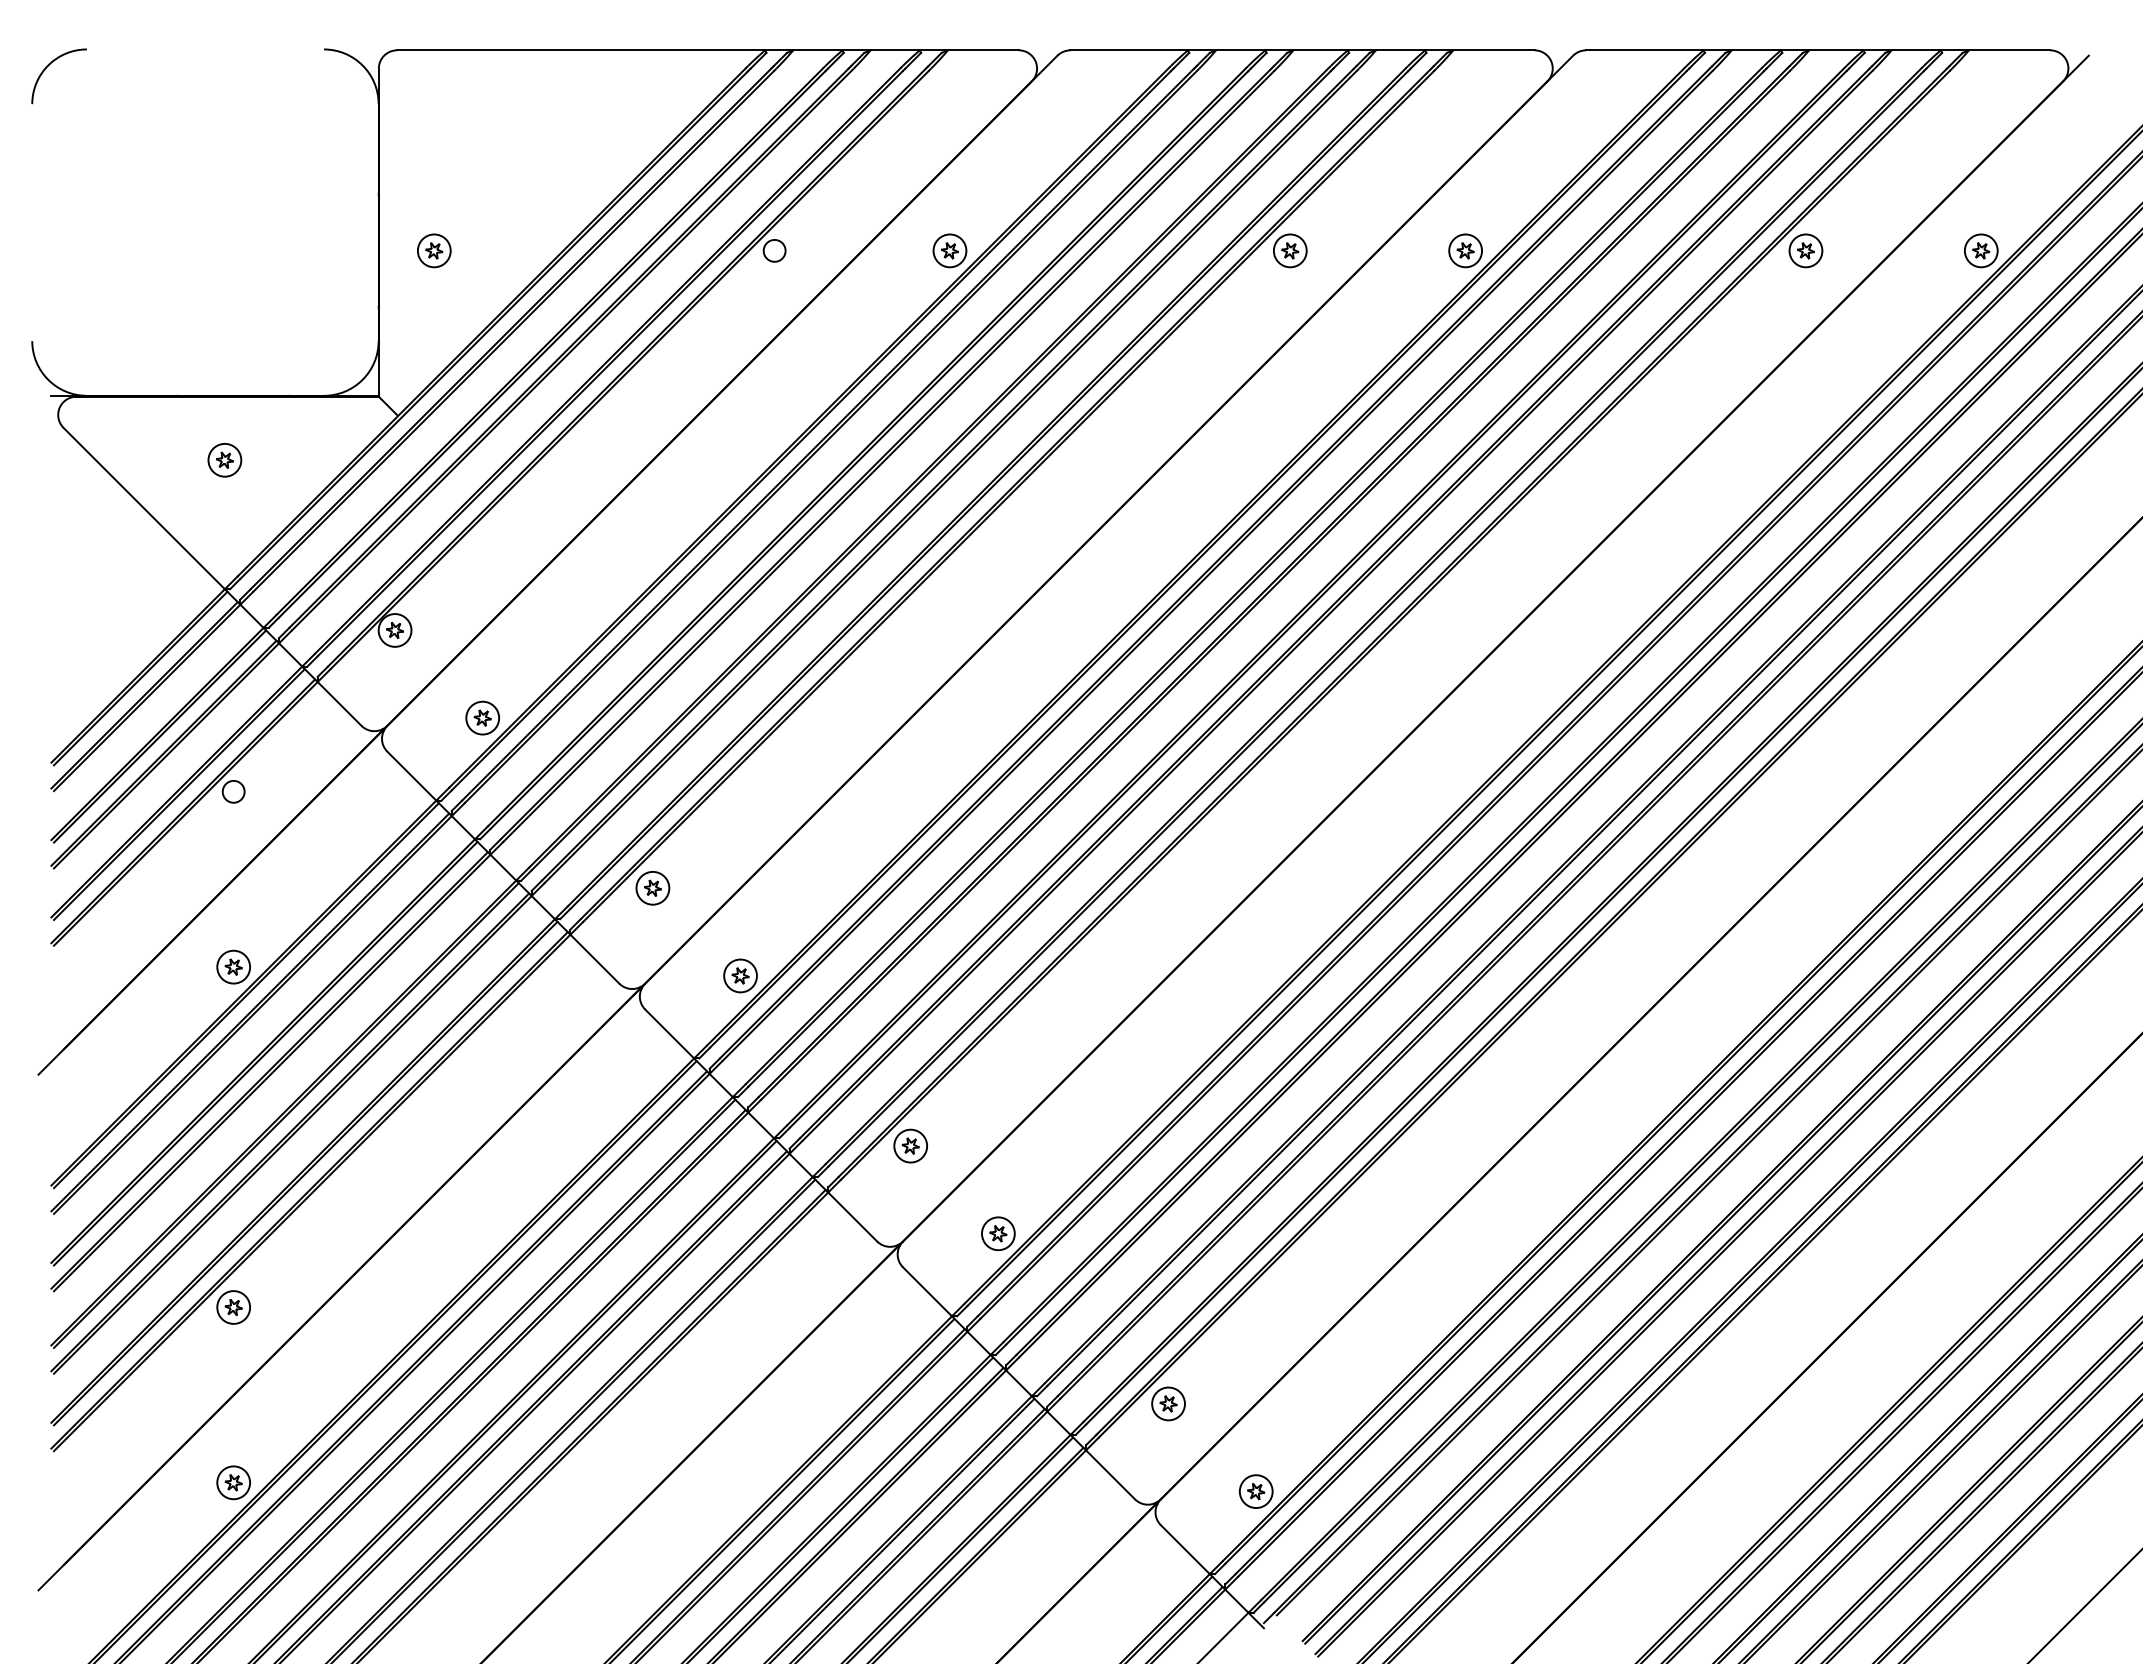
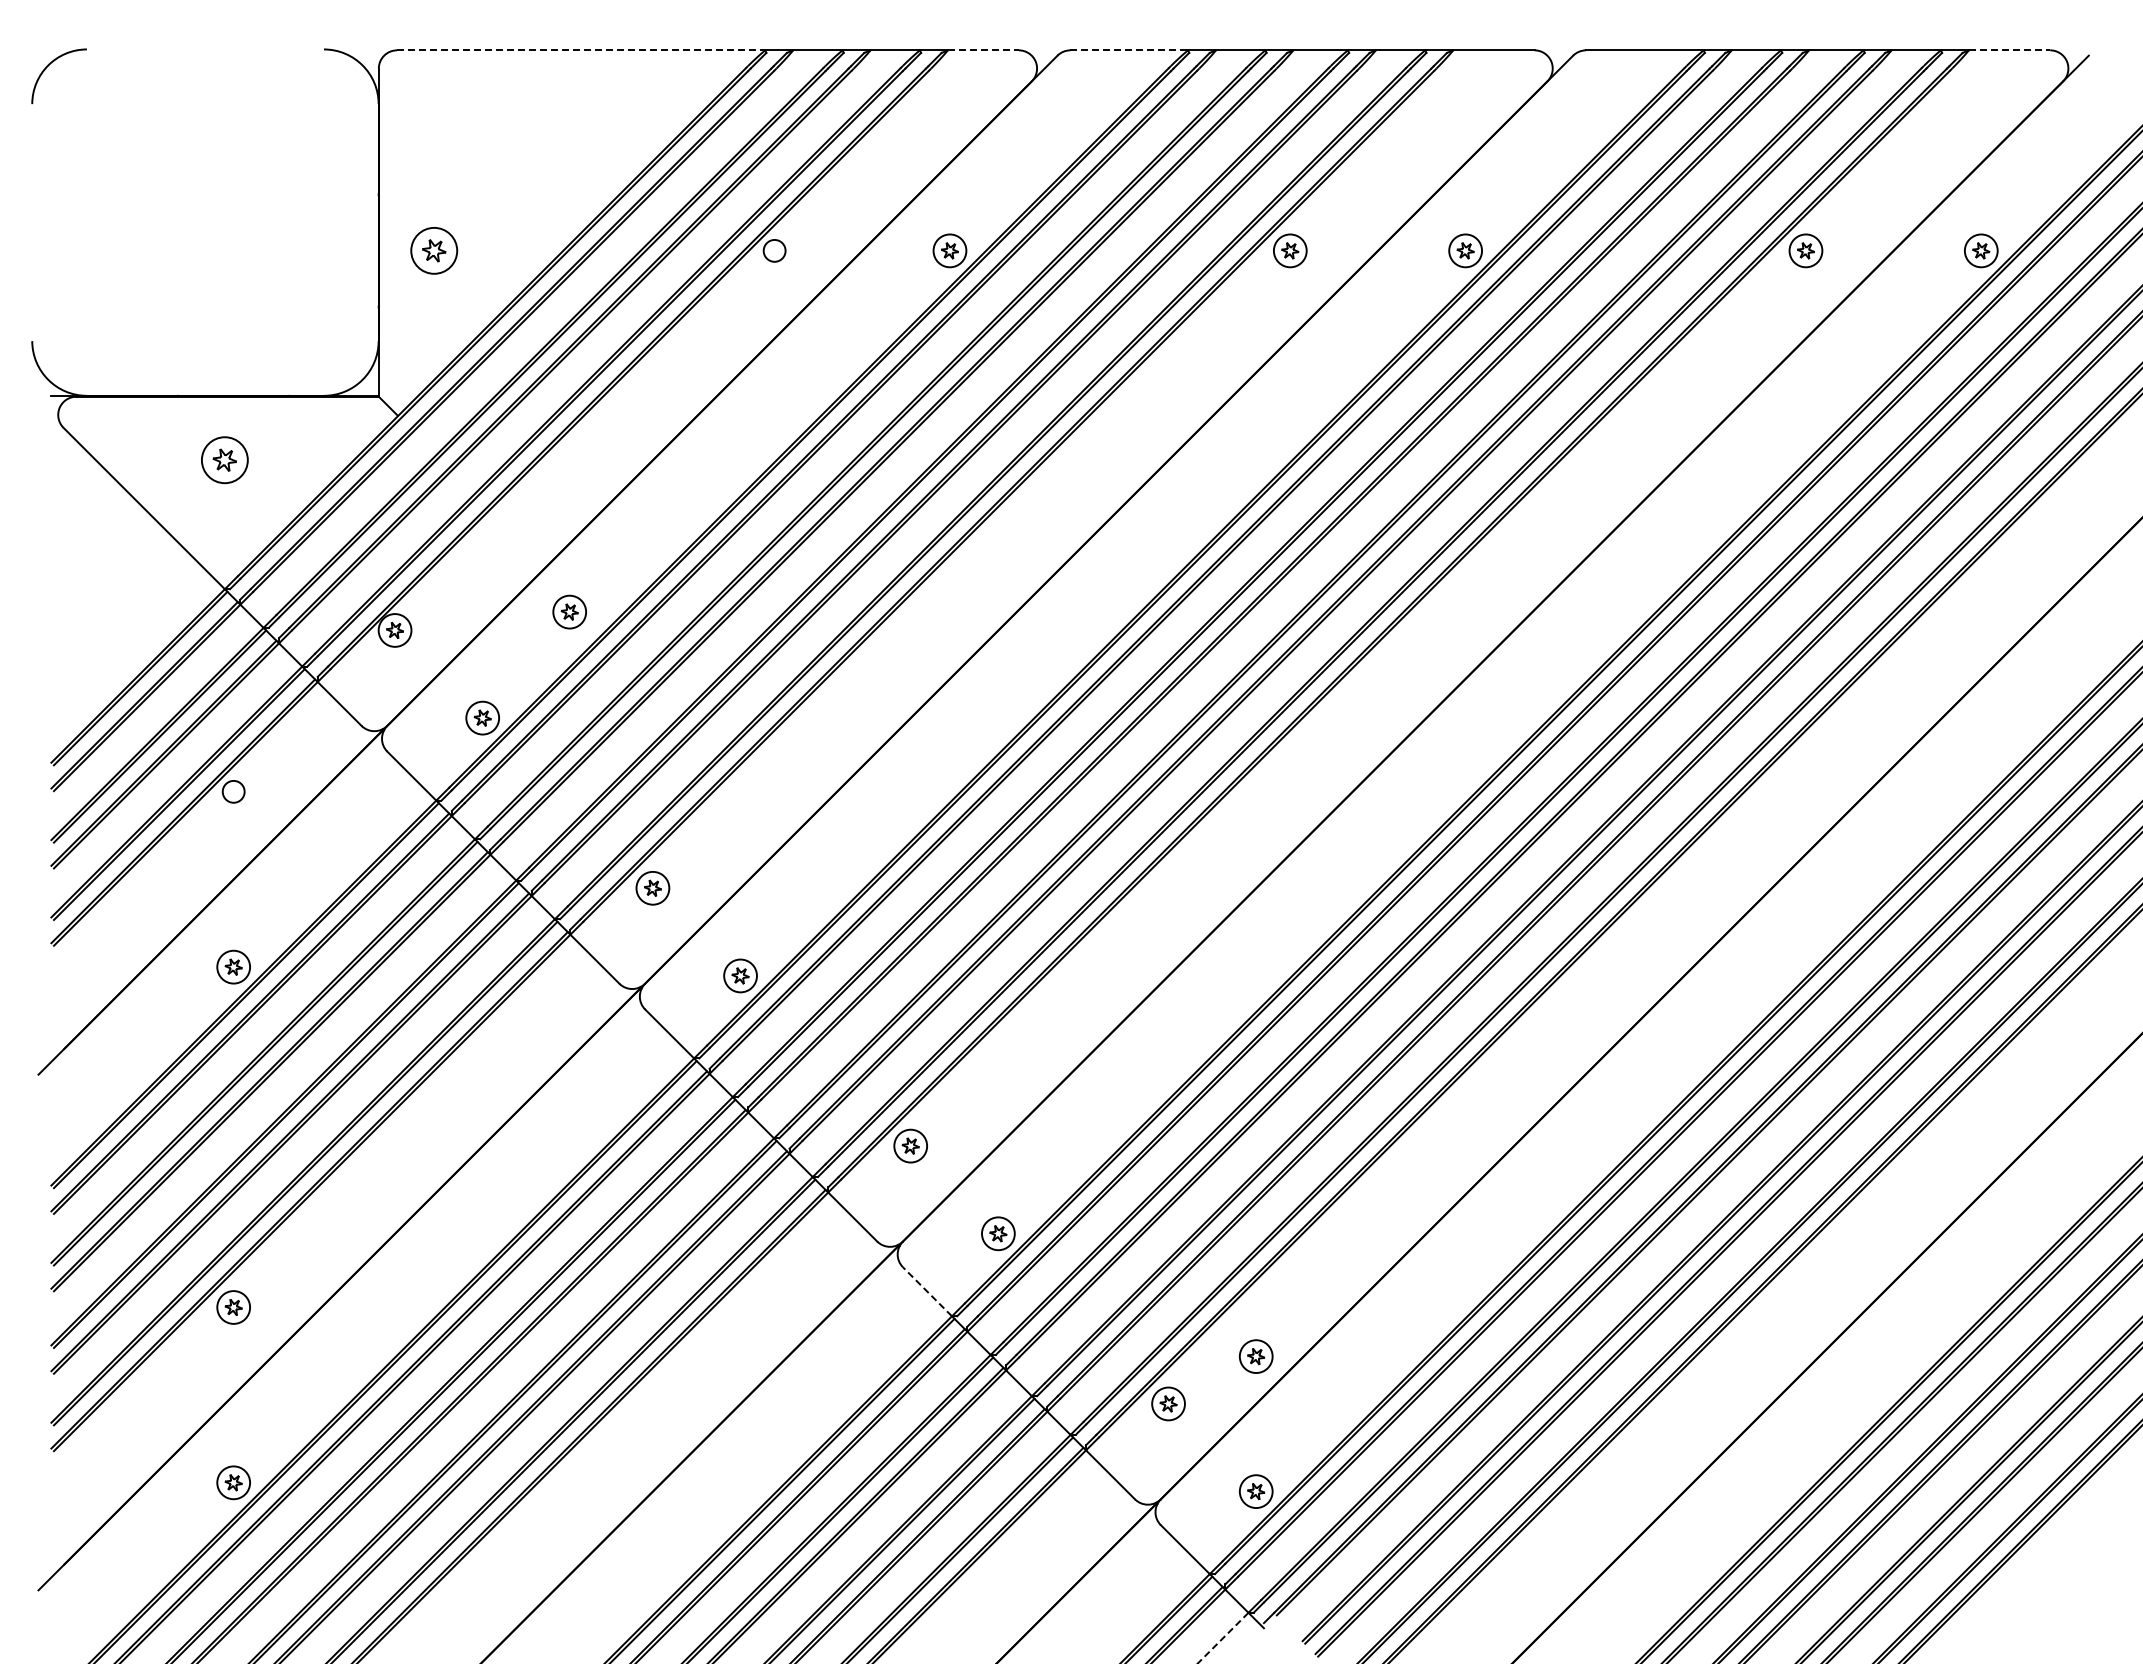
line: solid -> dashed (581, 50)
line: solid -> dashed (983, 50)
line: solid -> dashed (1129, 50)
line: solid -> dashed (2009, 50)
part size: 35x36 px -> 49x48 px (434, 250)
part size: 36x35 px -> 48x49 px (224, 460)
part: none -> present (569, 611)
line: solid -> dashed (927, 1291)
part: none -> present (1255, 1356)
line: present -> none (2084, 1605)
line: solid -> dashed (1223, 1638)
